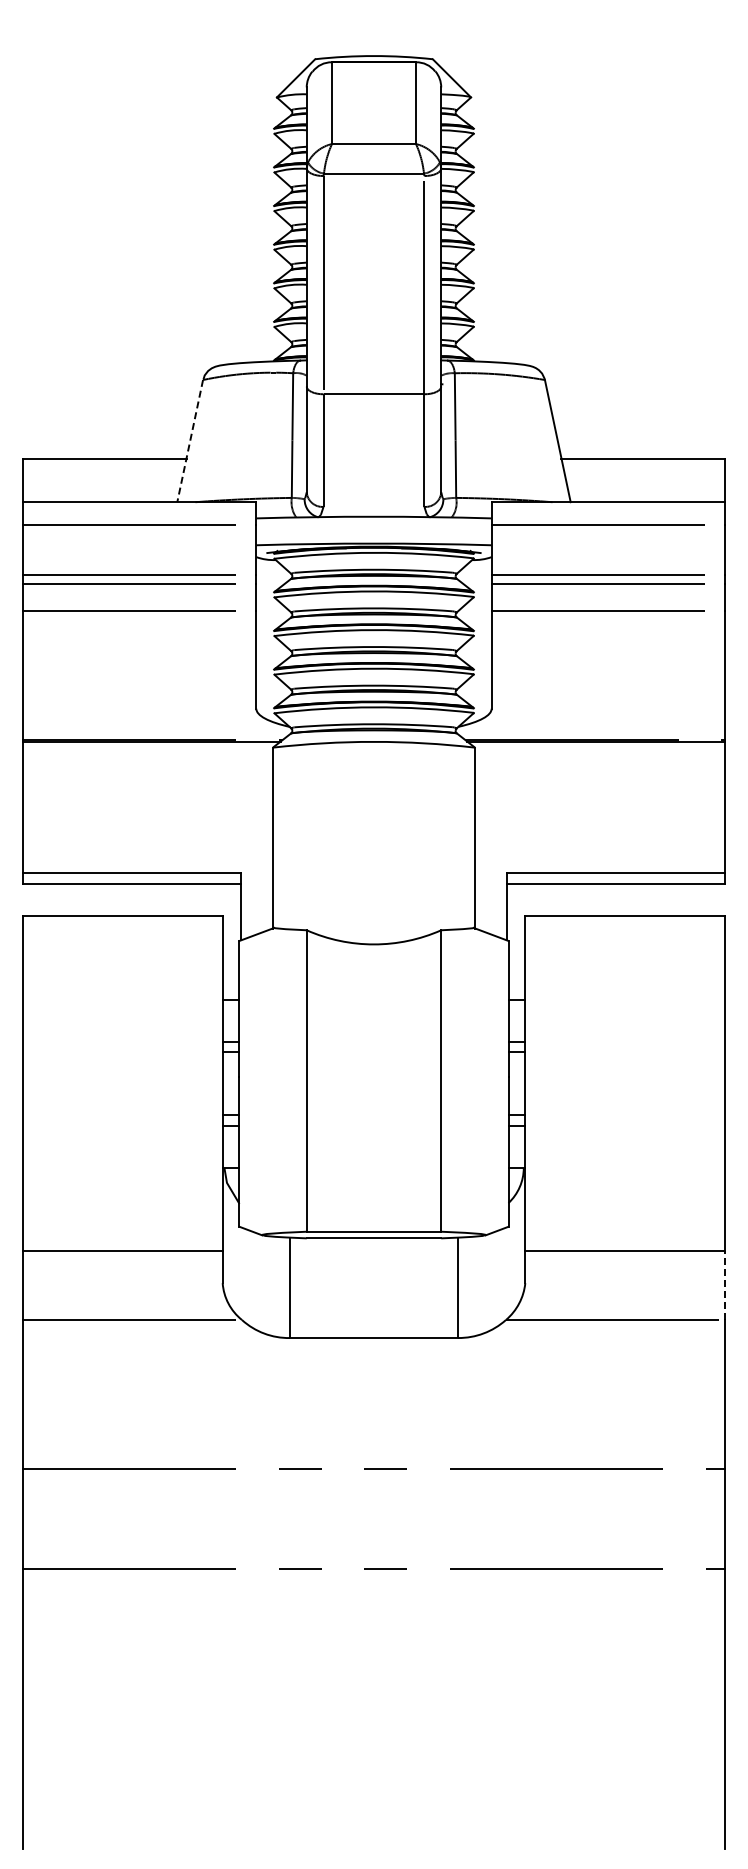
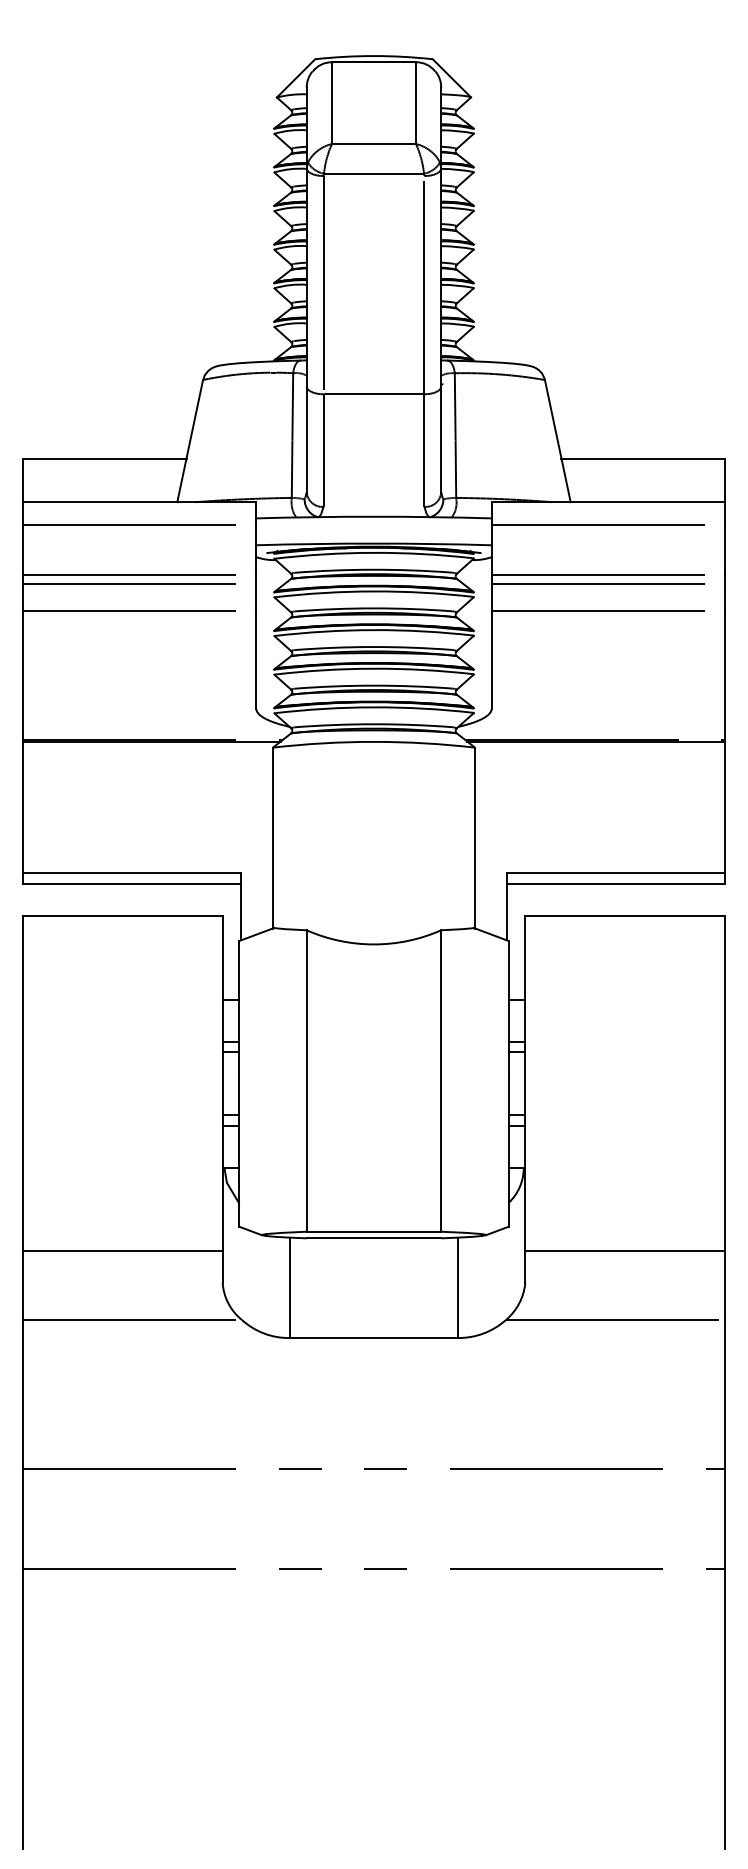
line: dashed -> solid (190, 441)
line: dashed -> solid (725, 1285)
